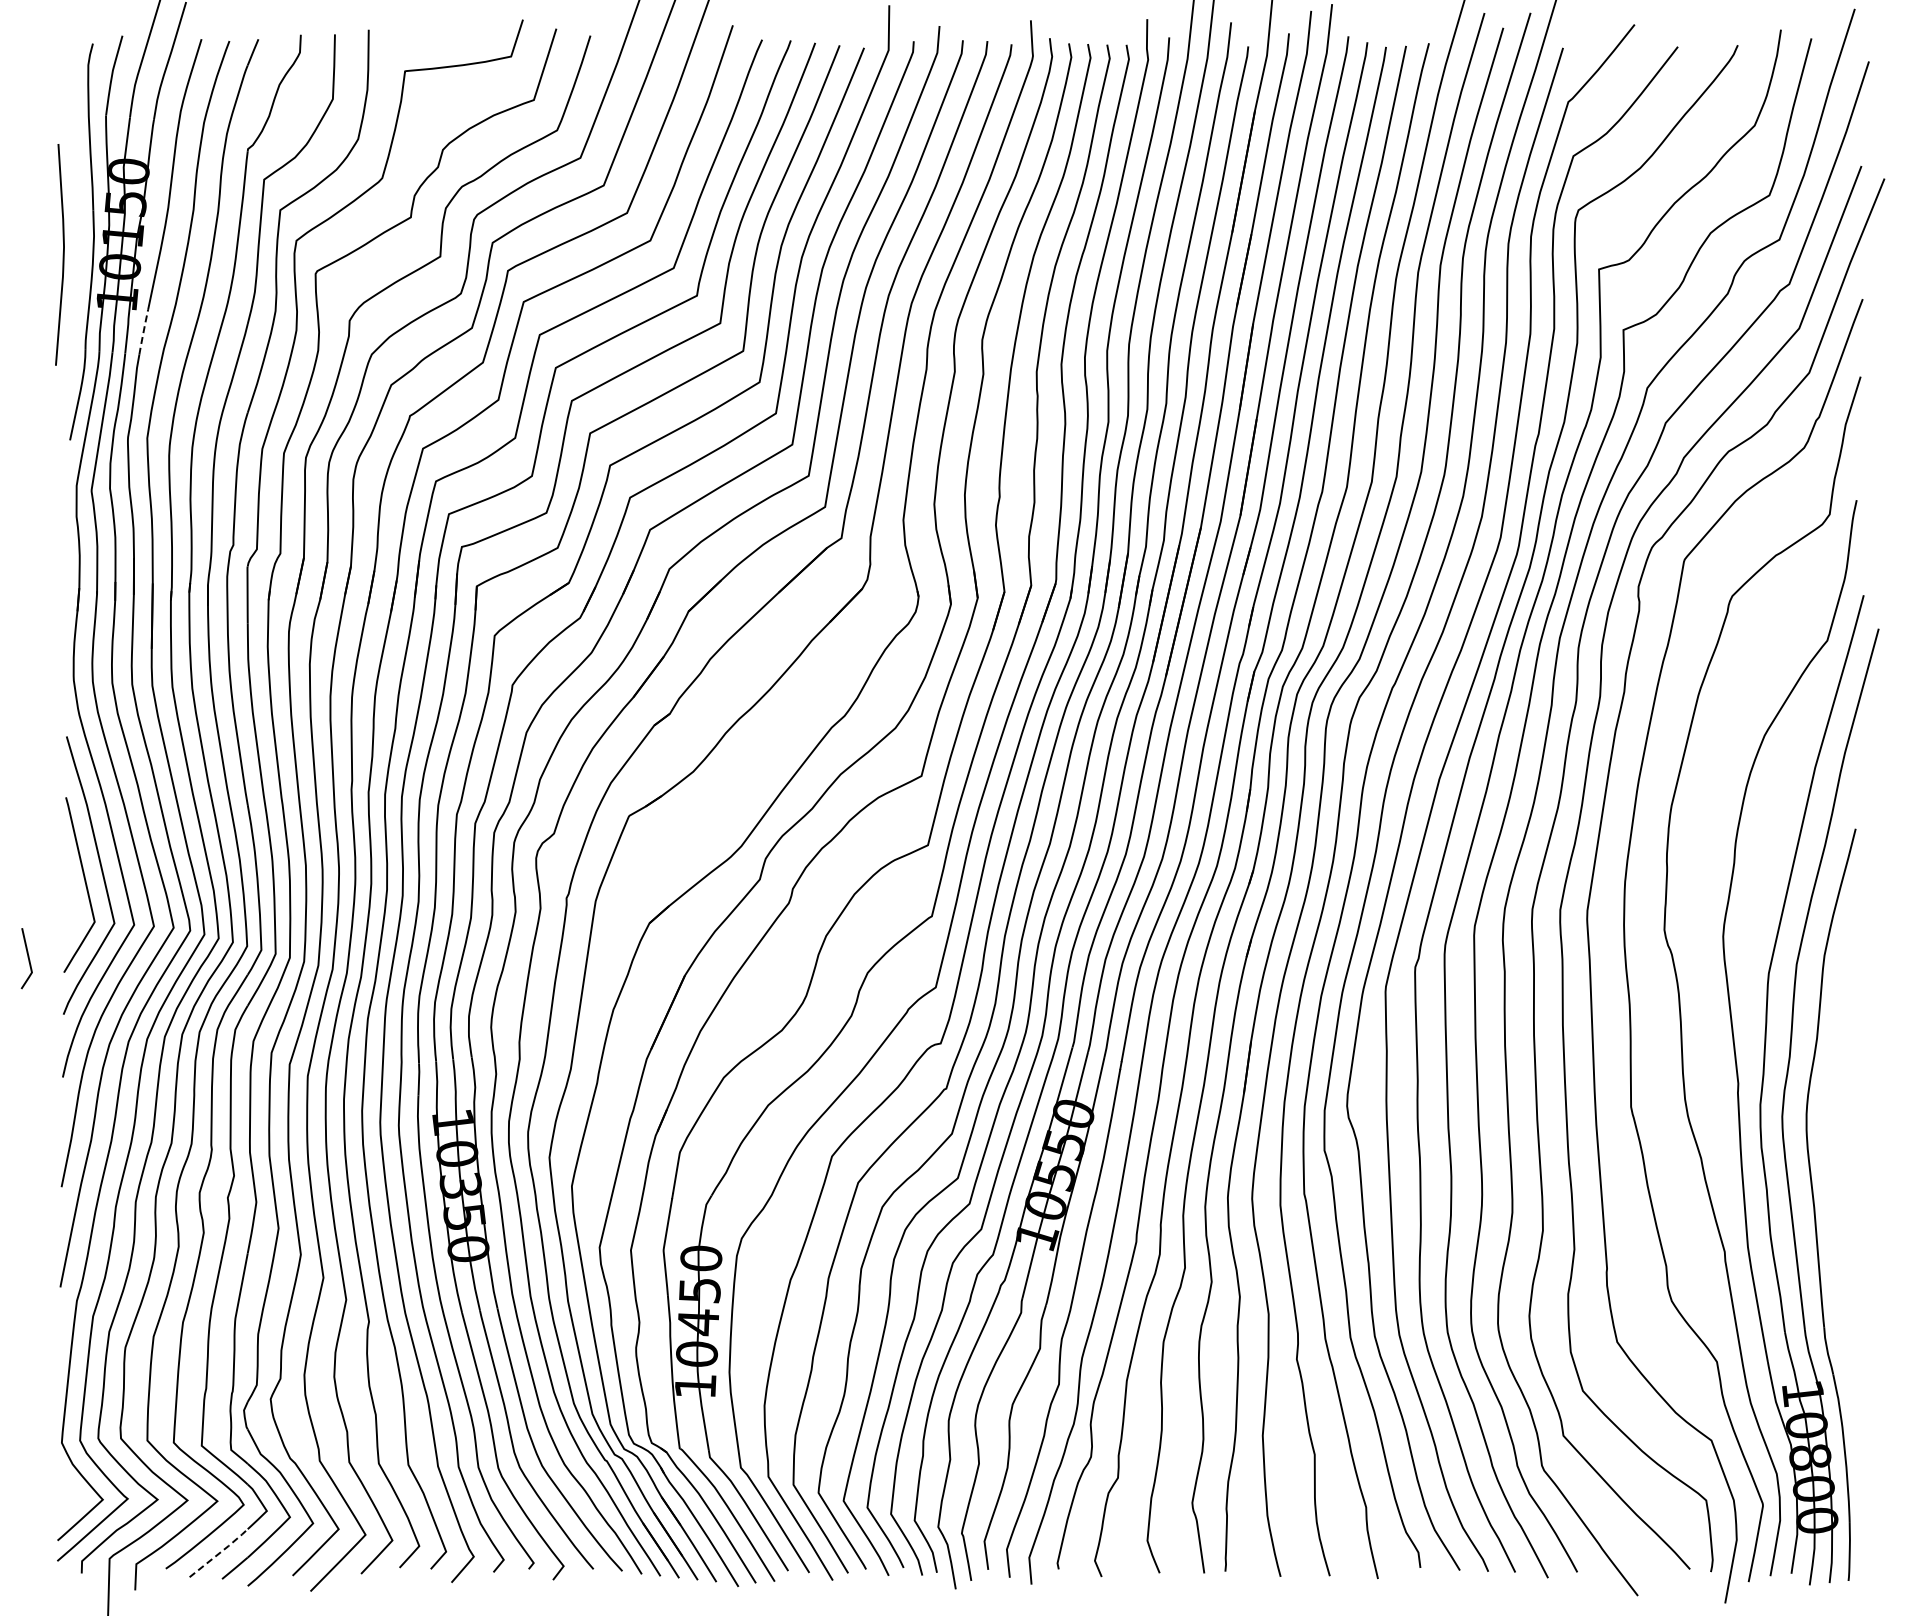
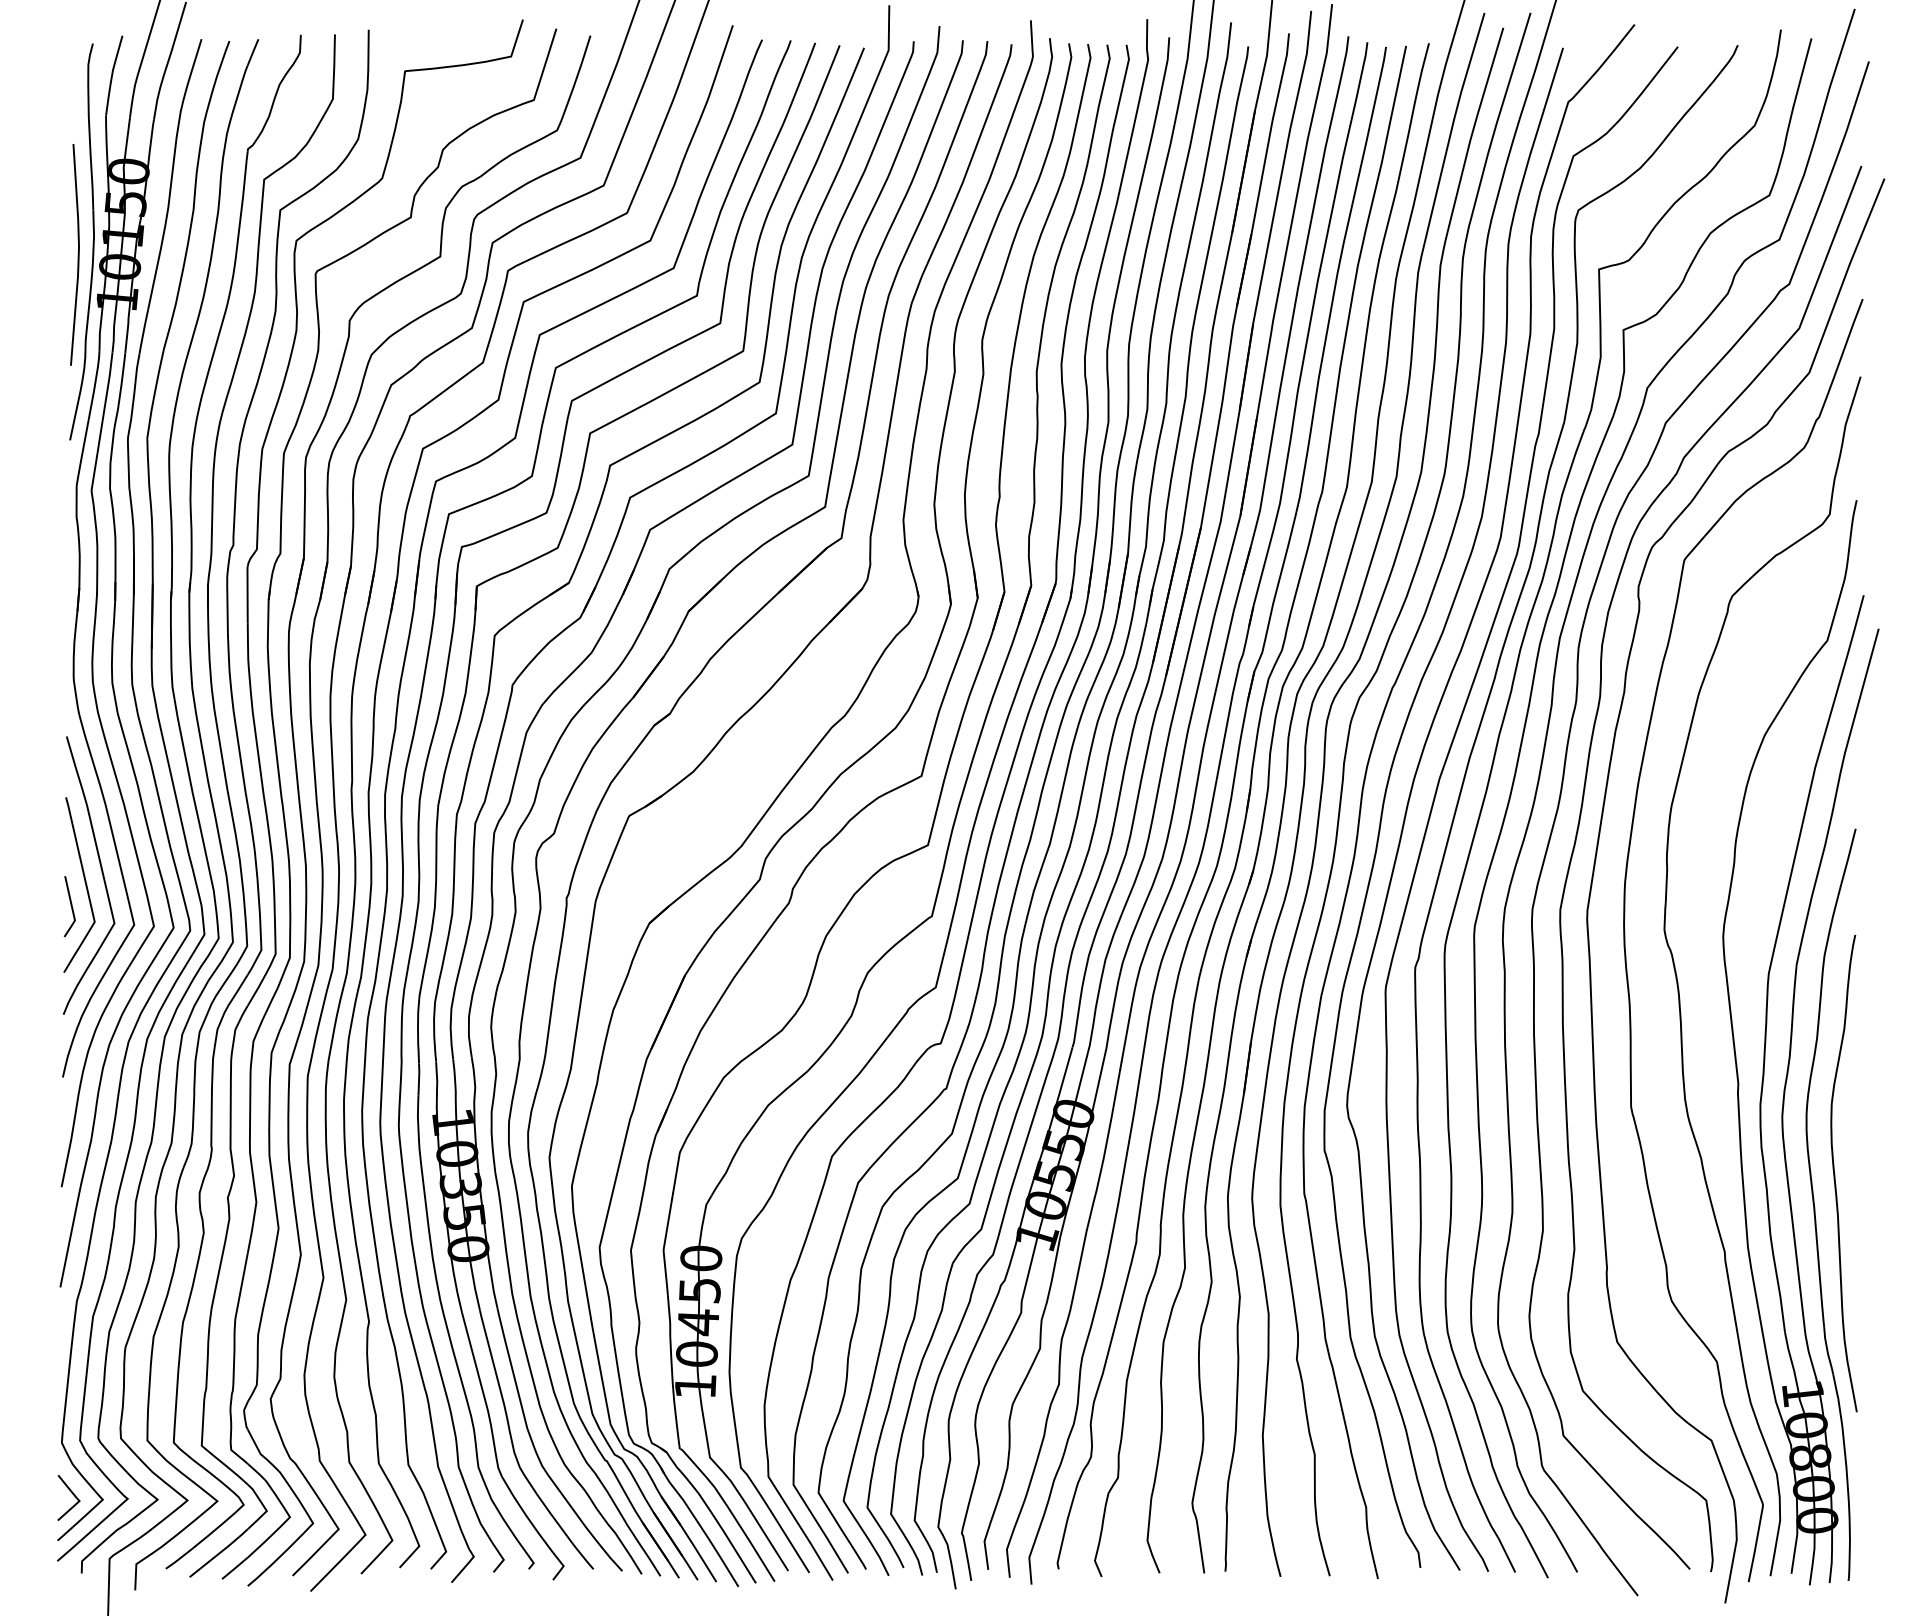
curve position: (62, 254) -> (77, 254) (77, 254)
line: dashed -> solid (143, 332)
line position: (27, 957) -> (70, 905) (70, 905)
curve: none -> present (1835, 1173)
curve: none -> present (71, 1493)
line: dashed -> solid (220, 1552)
